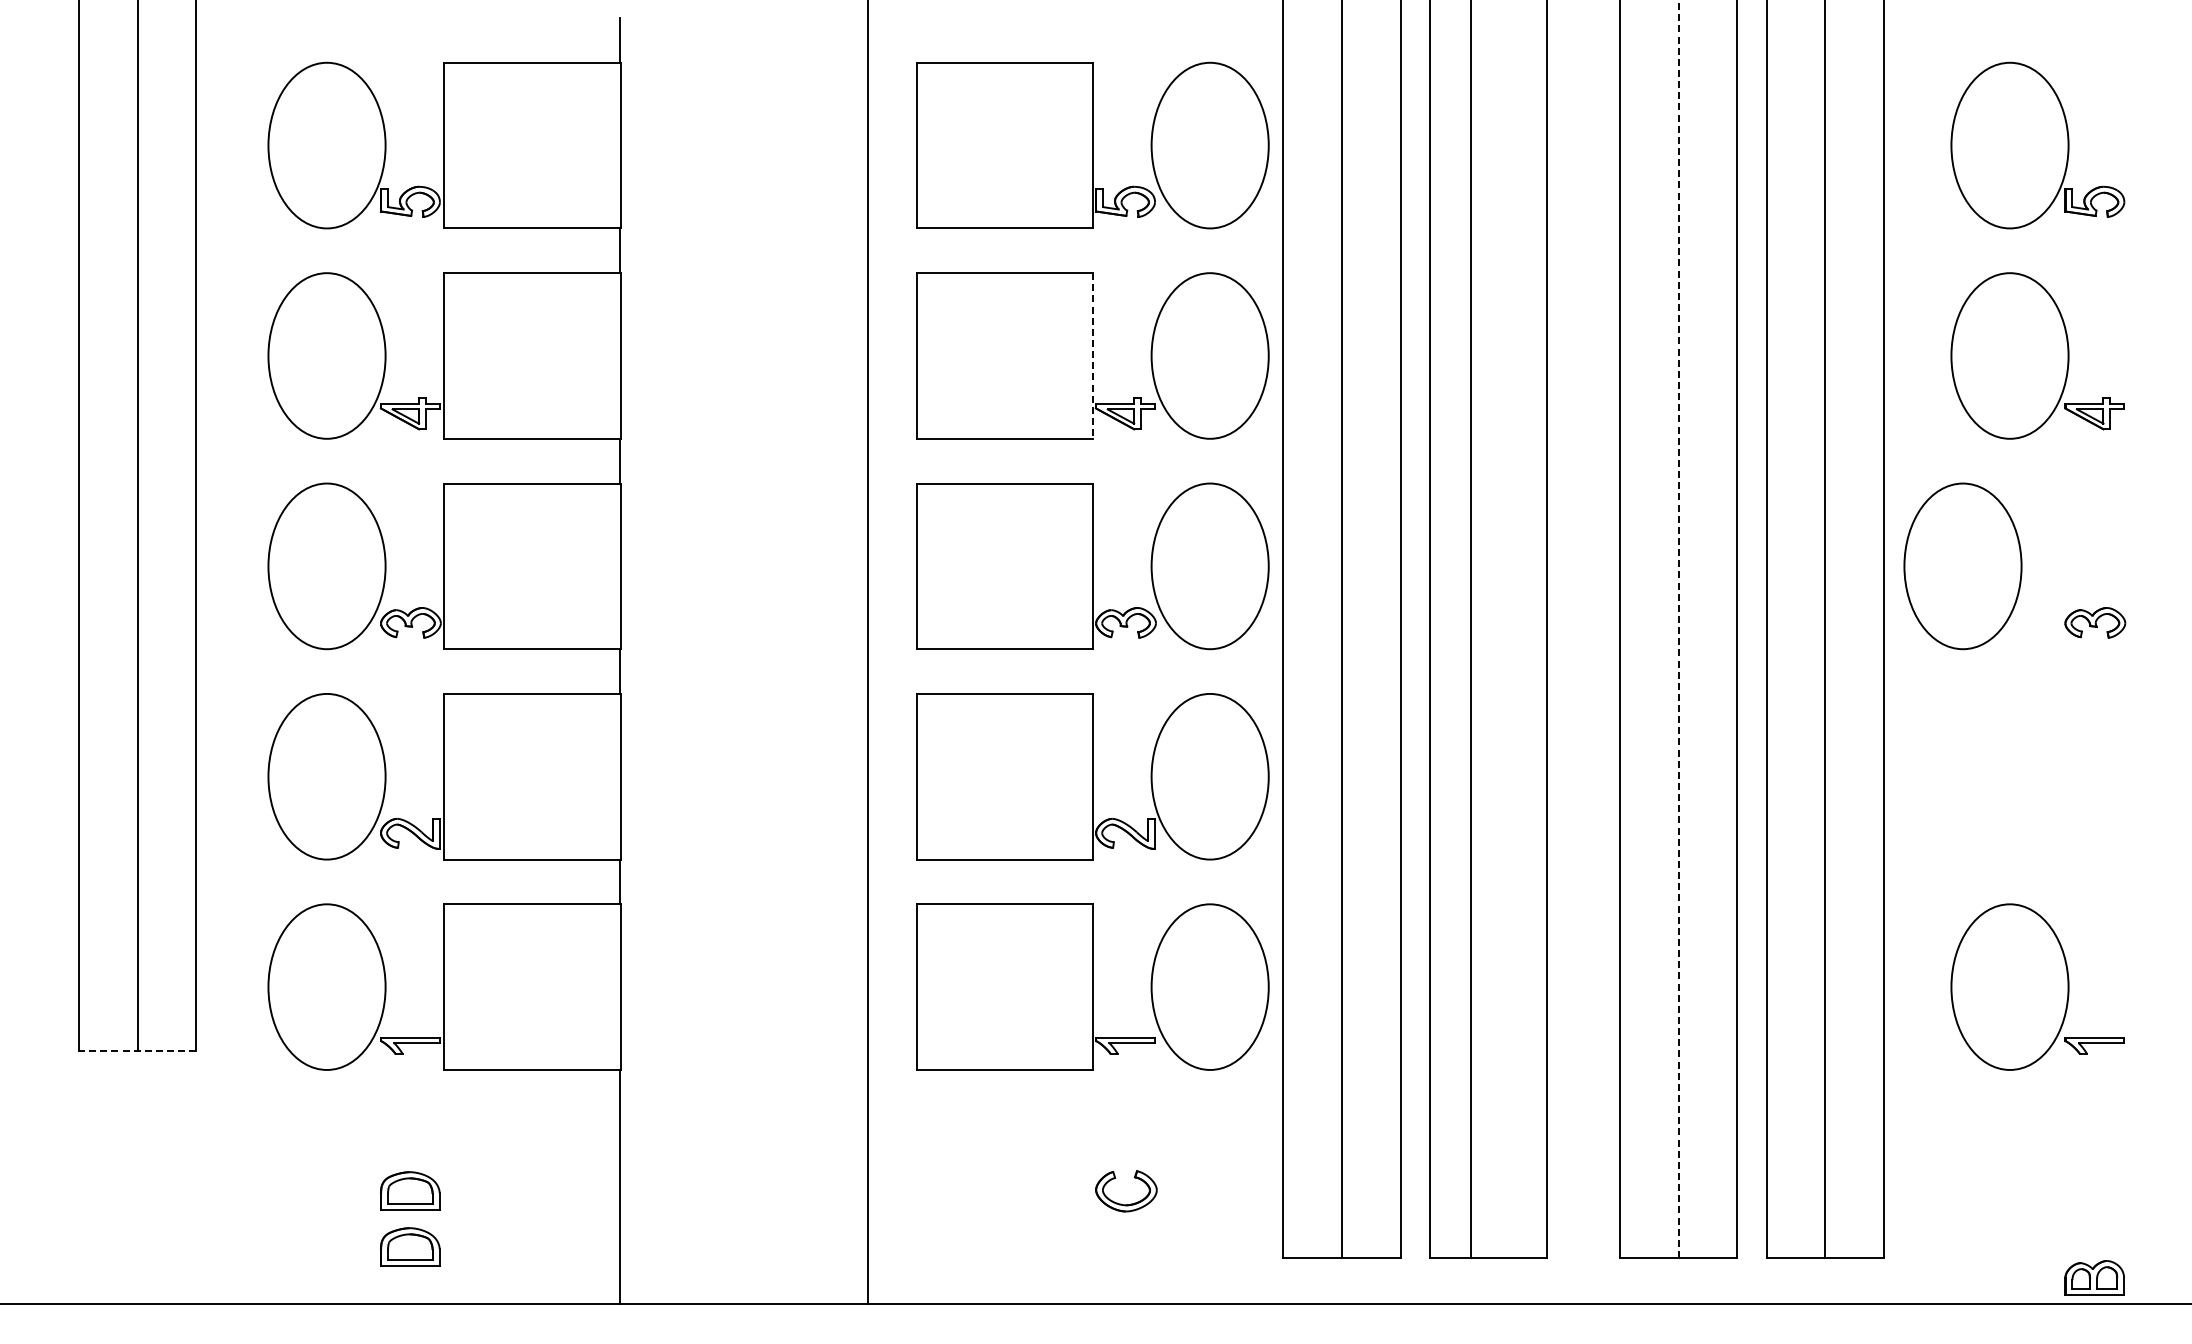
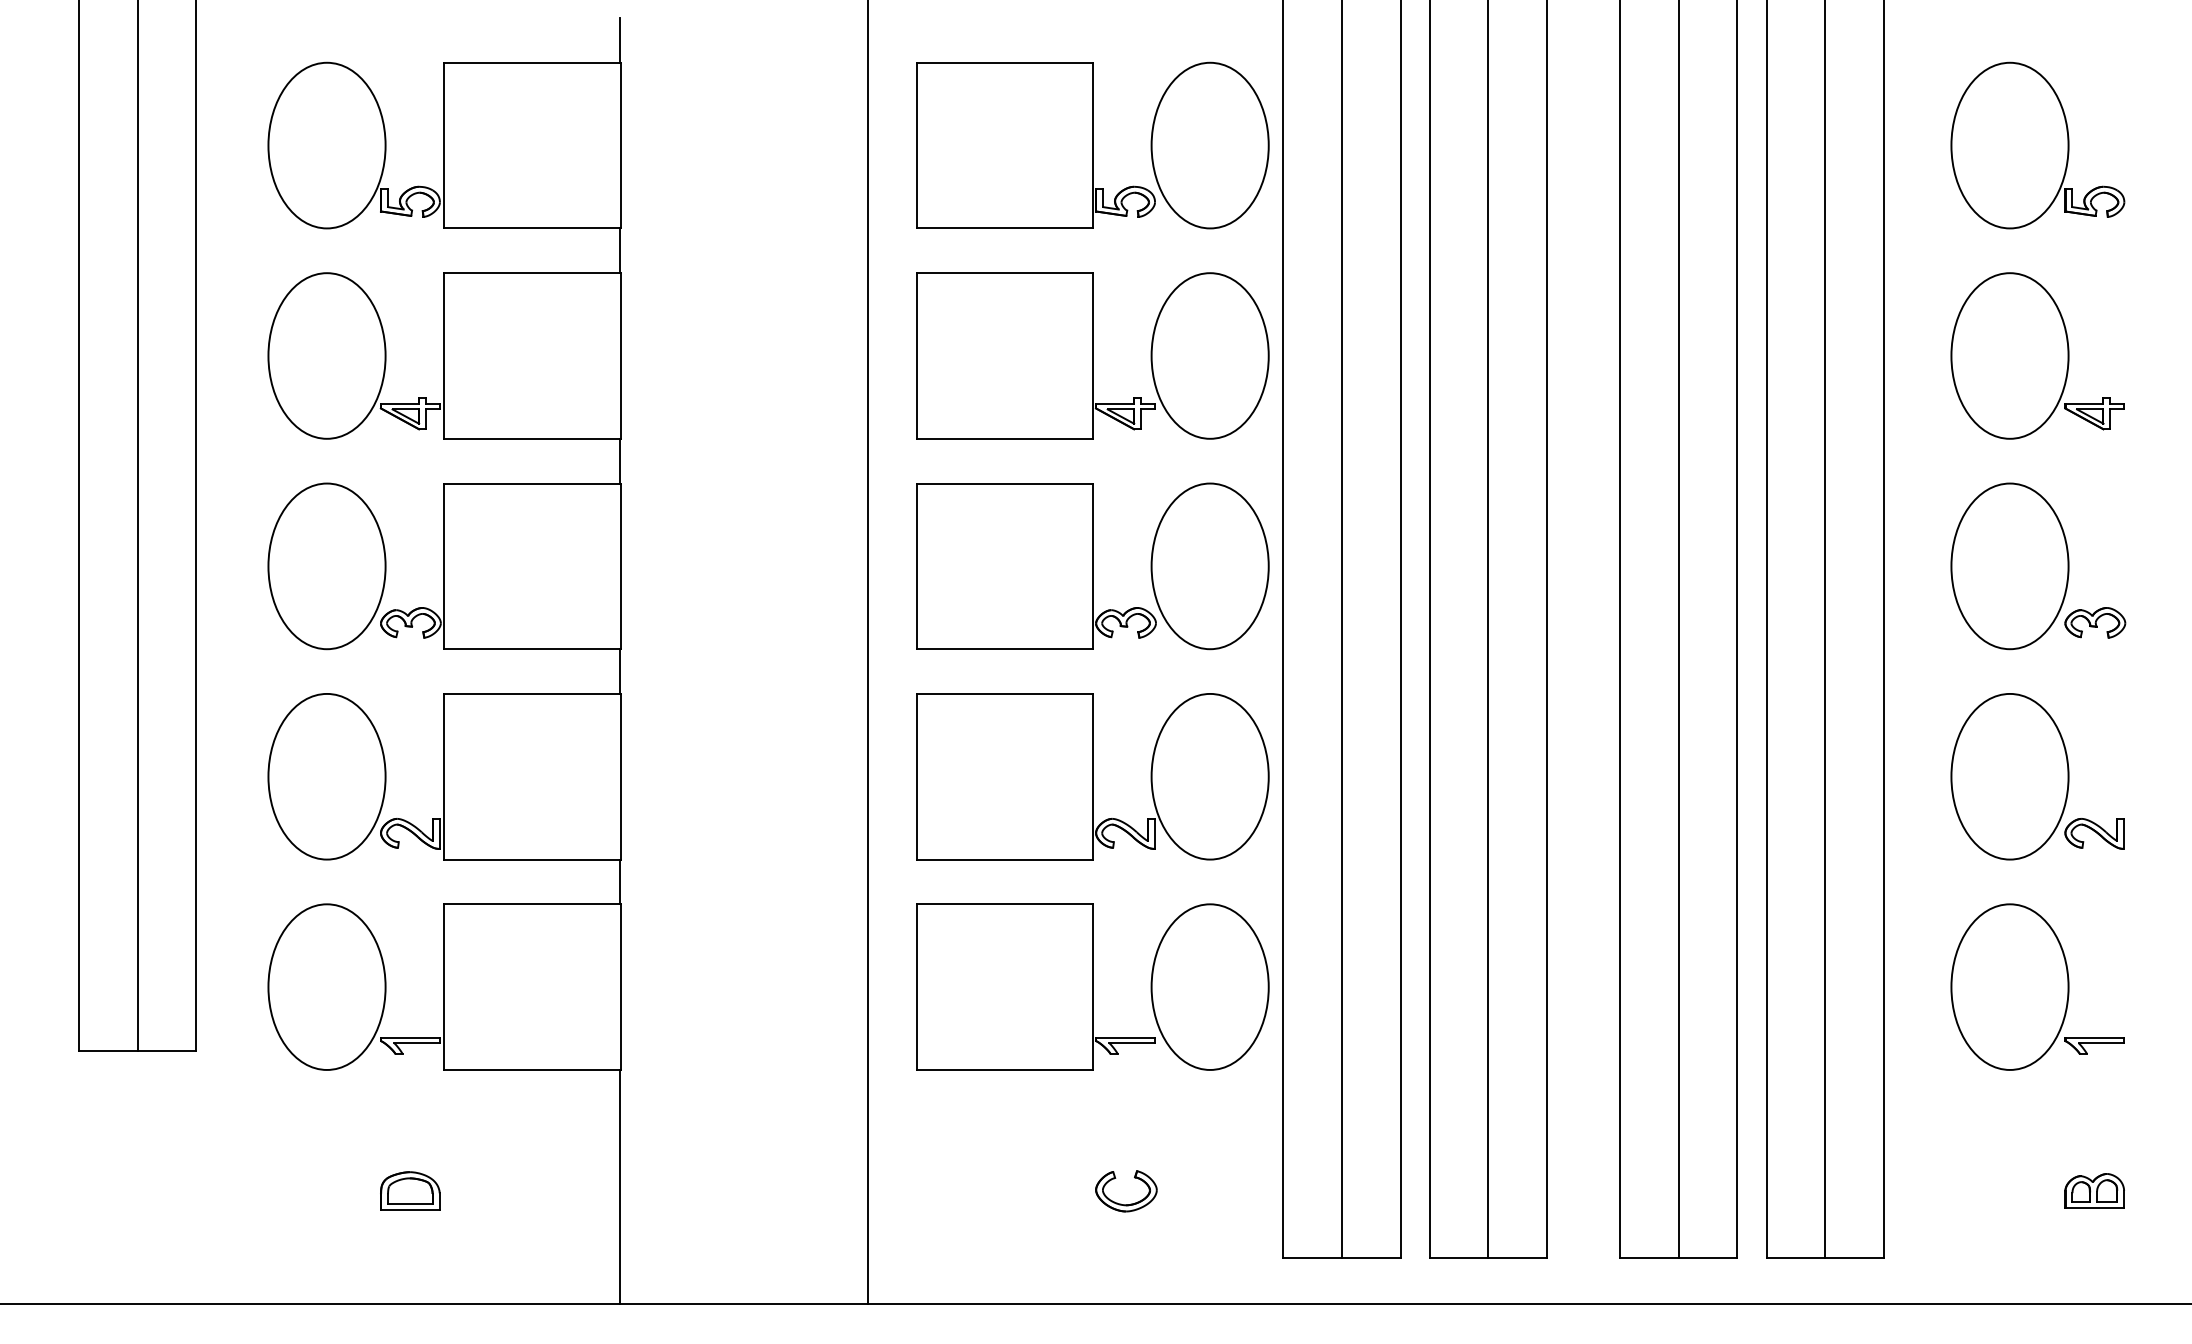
line: dashed -> solid (1093, 356)
part position: (1962, 566) -> (2009, 566) (2009, 566)
line position: (1471, 629) -> (1488, 629) (1488, 629)
line: dashed -> solid (1678, 629)
part: none -> present (2037, 776)
line: dashed -> solid (137, 1050)
part: present -> none (410, 1246)
part position: (2094, 1277) -> (2094, 1190) (2094, 1190)
